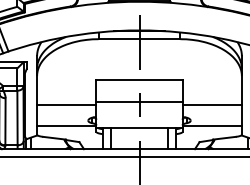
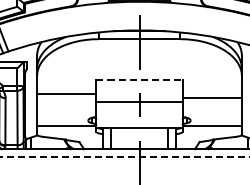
line: solid -> dashed (139, 80)
line position: (66, 104) -> (66, 93) (66, 93)
line position: (211, 104) -> (211, 97) (211, 97)
line: solid -> dashed (125, 157)
